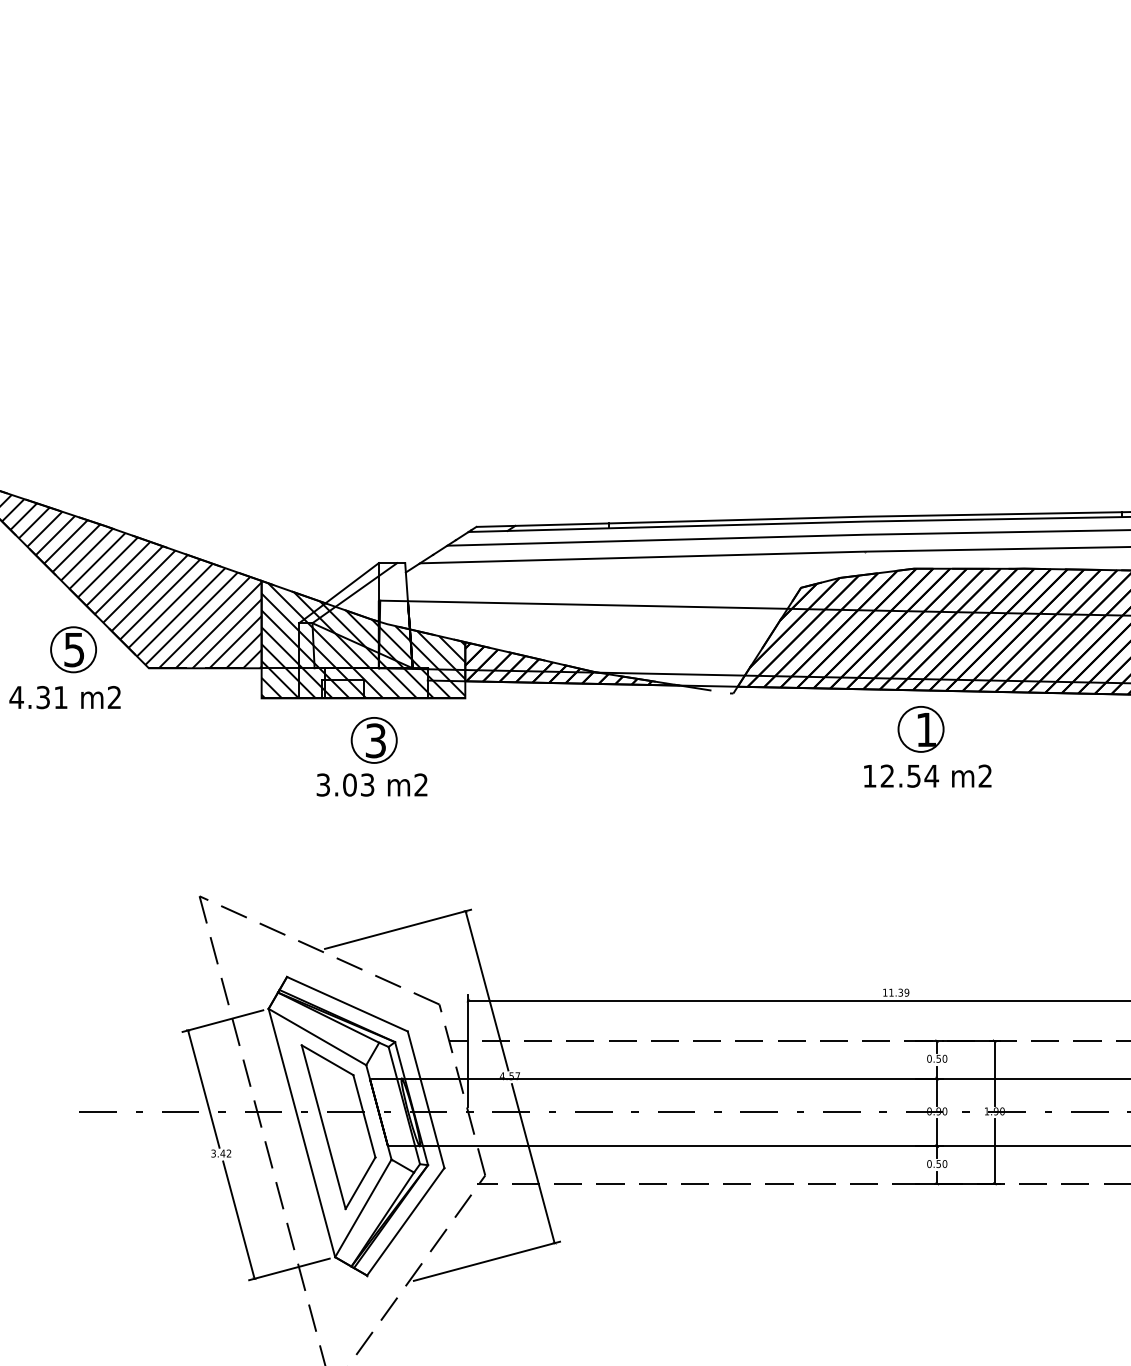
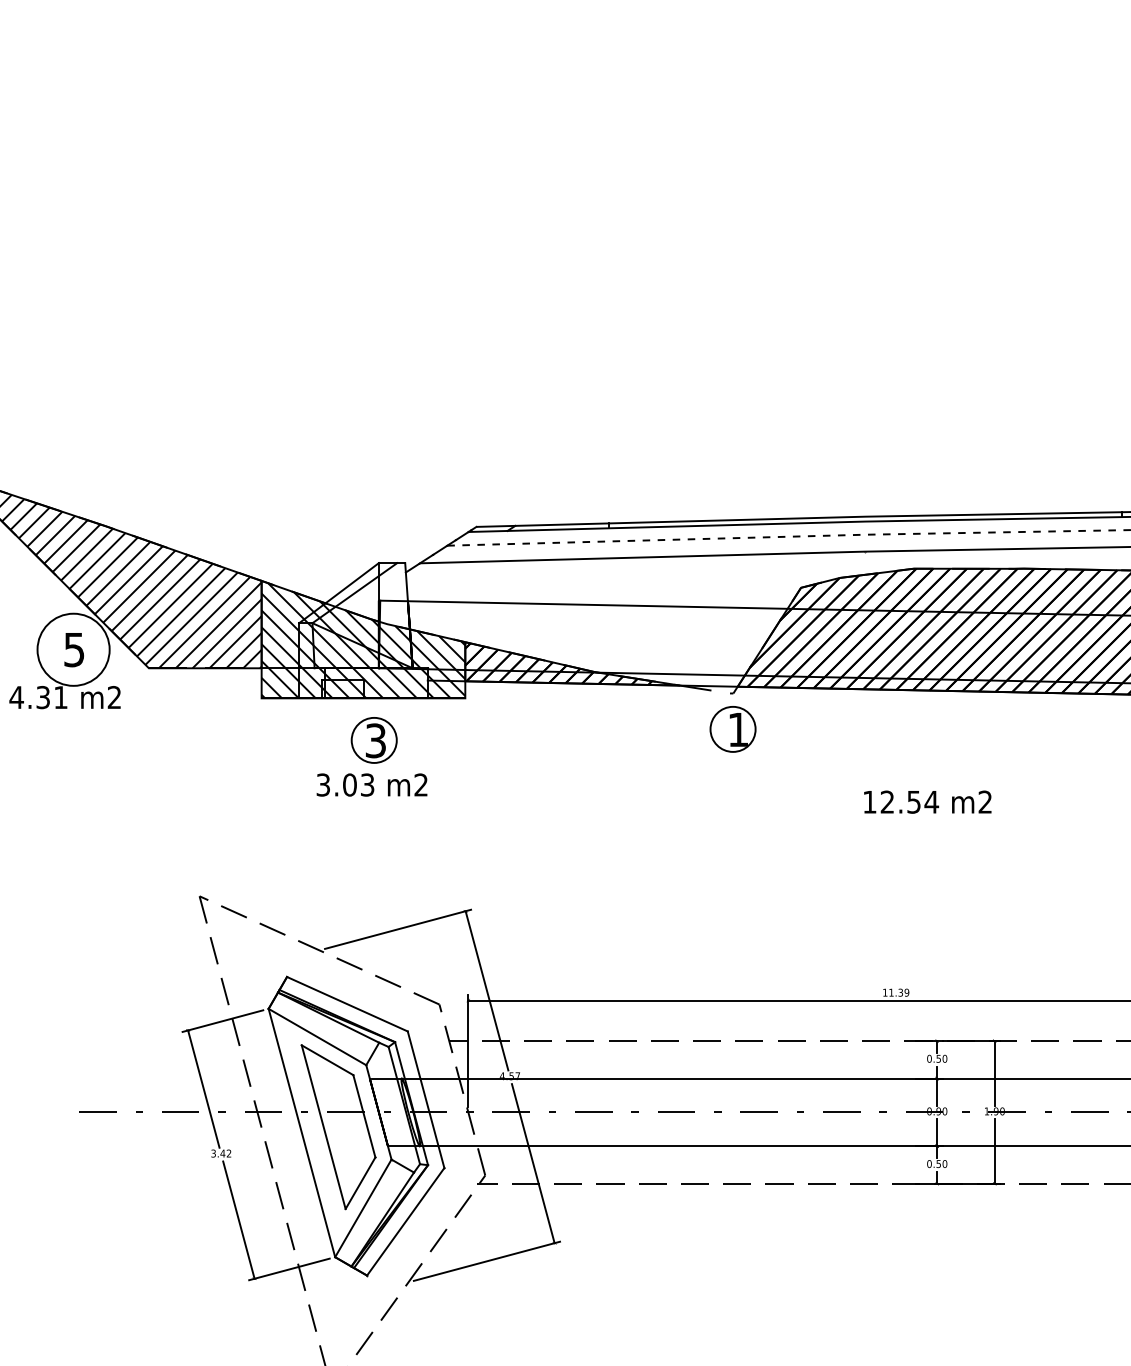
line: solid -> dashed (789, 536)
circle diameter: 45 px -> 72 px (73, 649)
part position: (920, 729) -> (732, 729) (732, 729)
text position: (927, 775) -> (927, 801) (927, 801)
